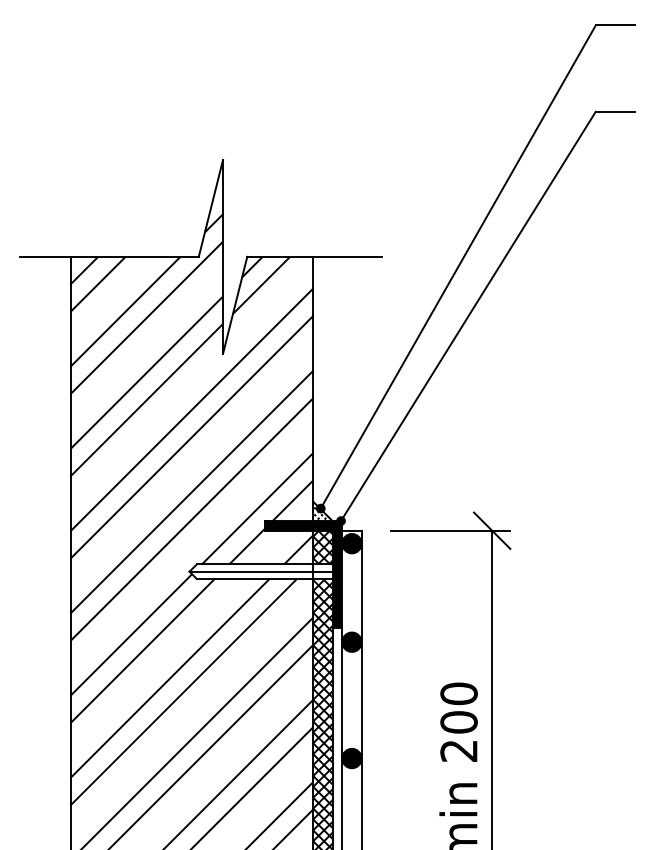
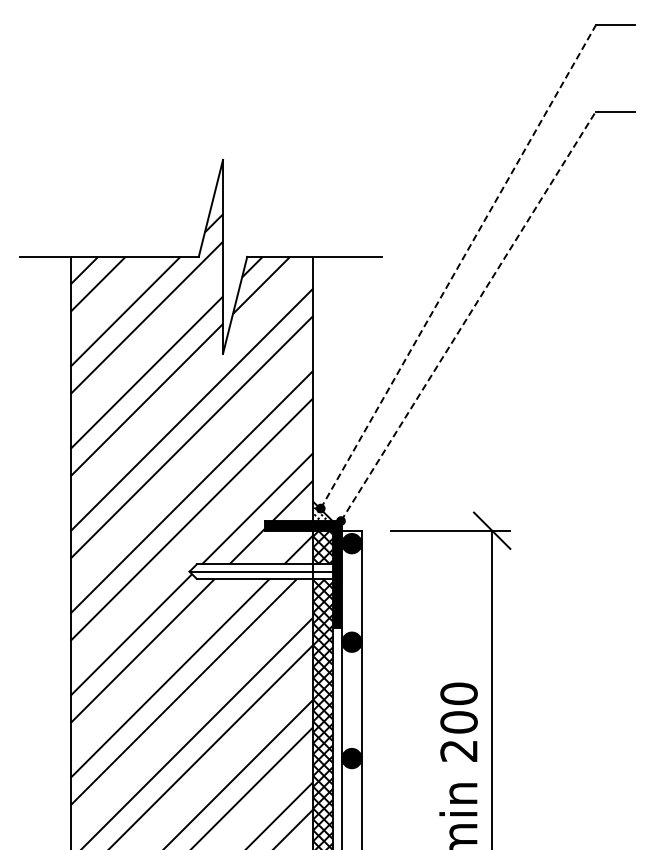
line: solid -> dashed (458, 267)
line: solid -> dashed (468, 316)
